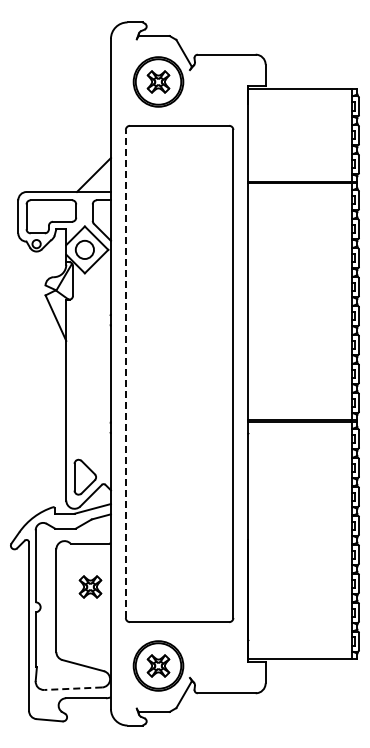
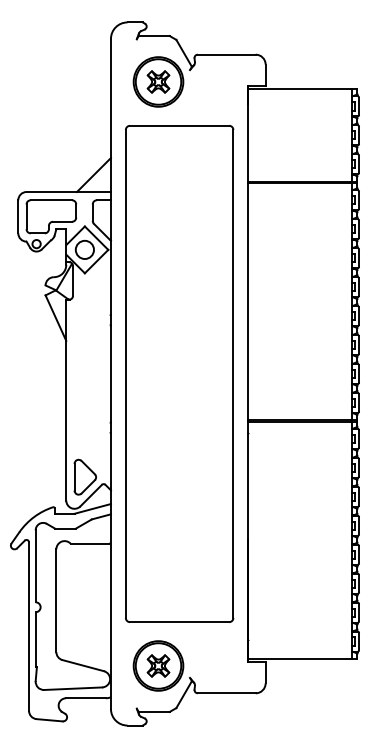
line: dashed -> solid (125, 373)
part: present -> none (90, 586)
line: dashed -> solid (73, 688)
